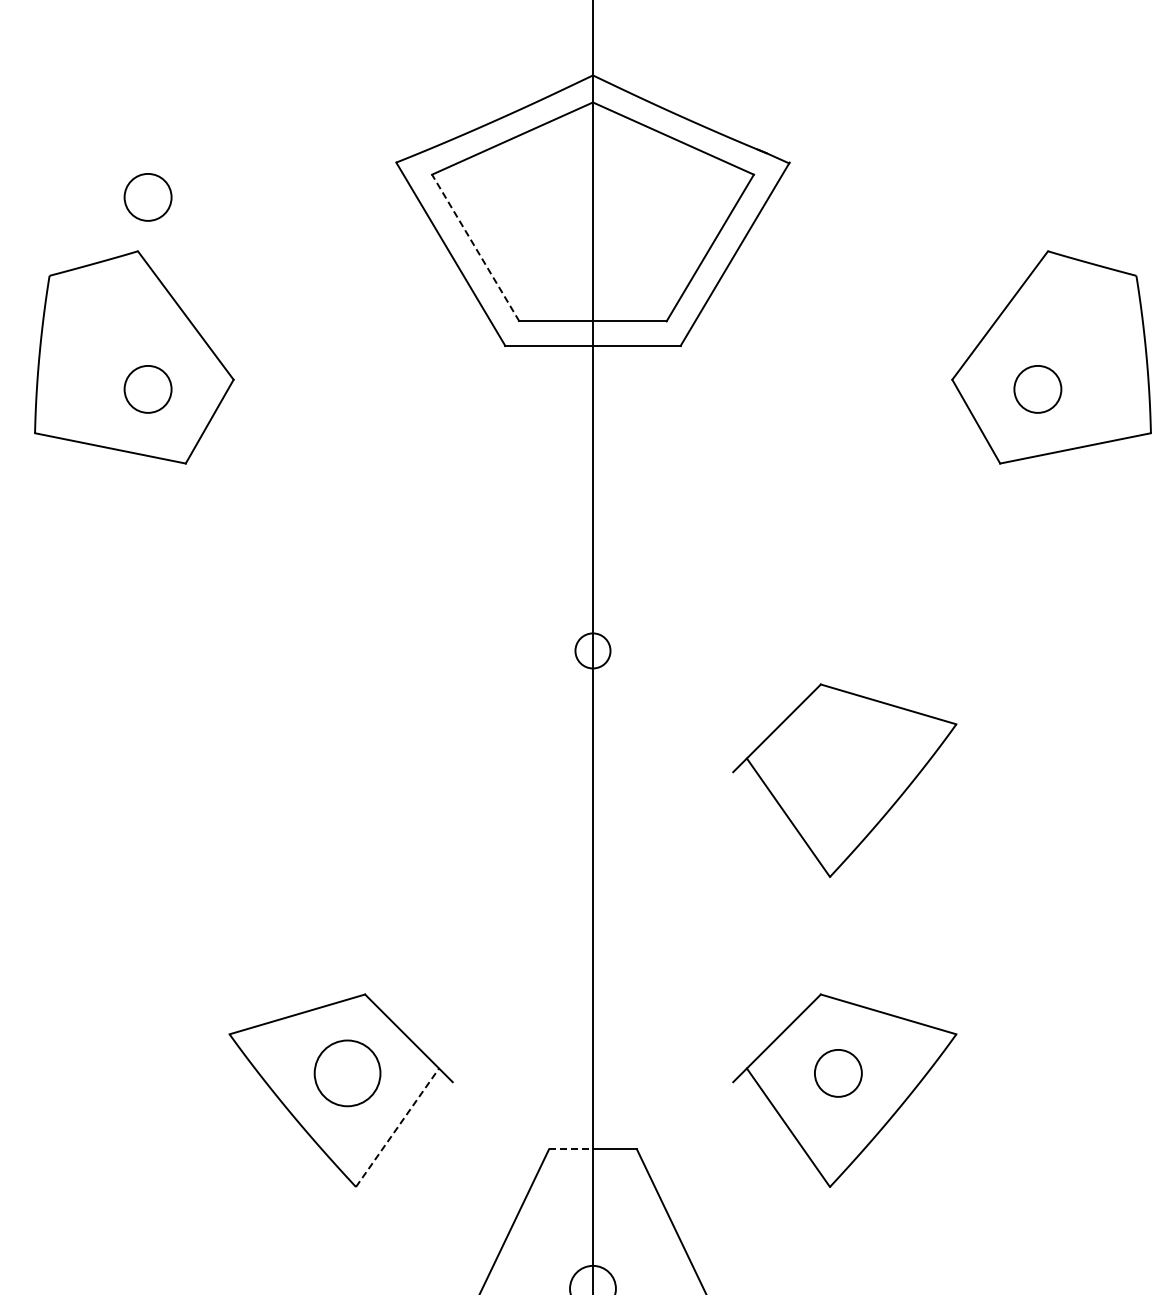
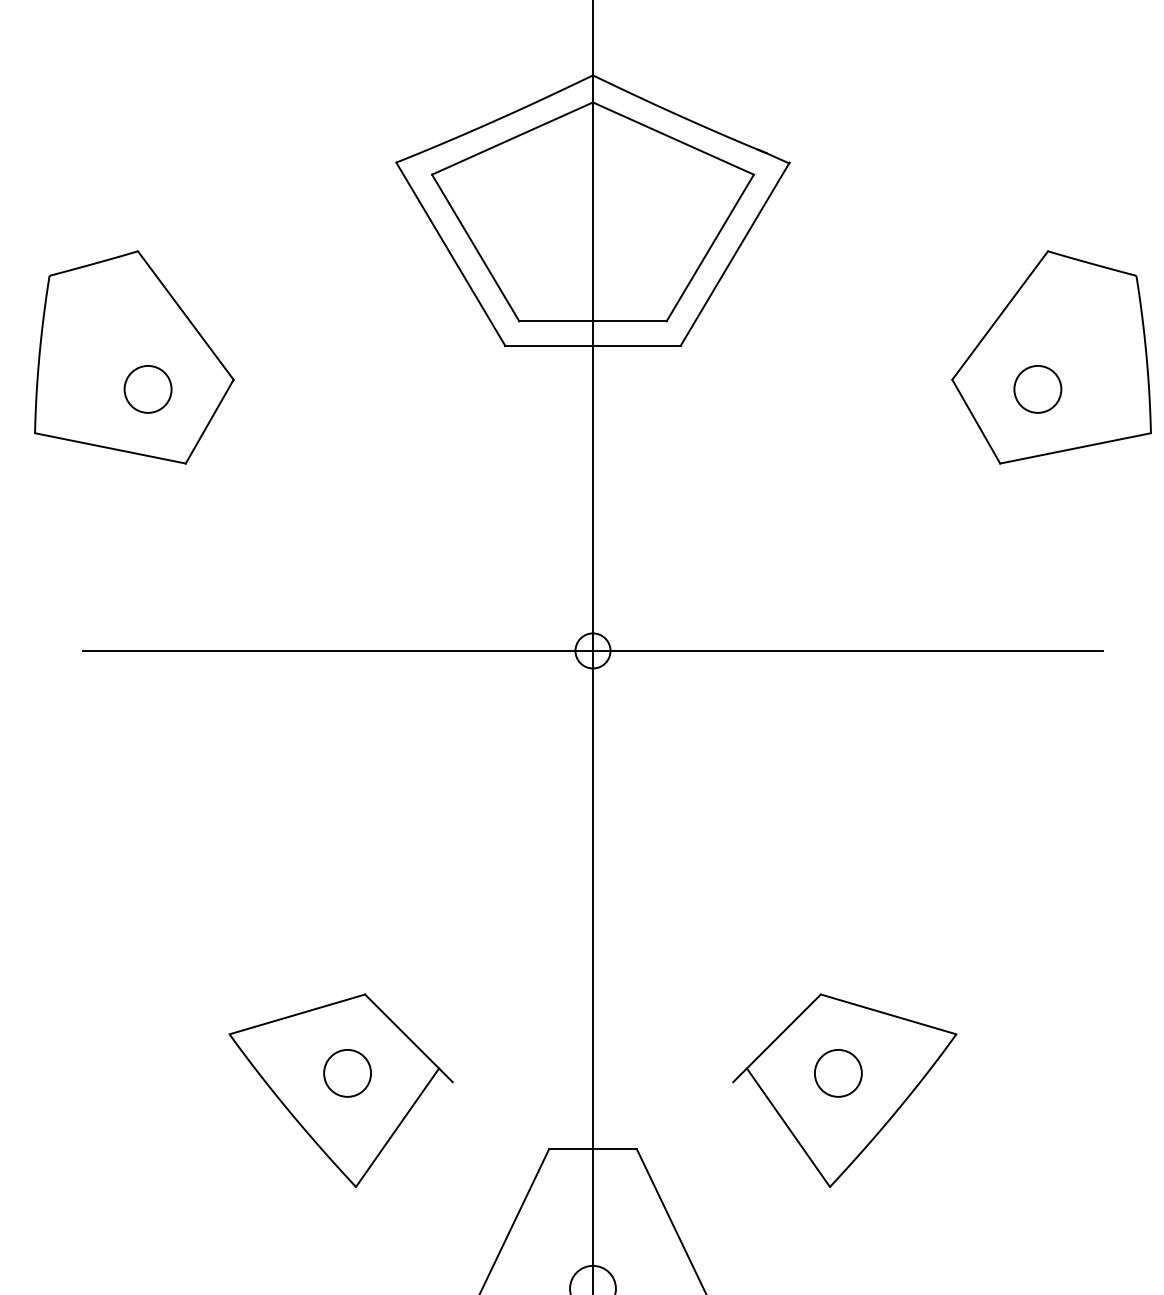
circle: present -> none (147, 197)
line: dashed -> solid (475, 247)
line: none -> present (592, 650)
part: present -> none (844, 780)
circle diameter: 66 px -> 47 px (347, 1072)
line: dashed -> solid (397, 1127)
line: dashed -> solid (571, 1149)
